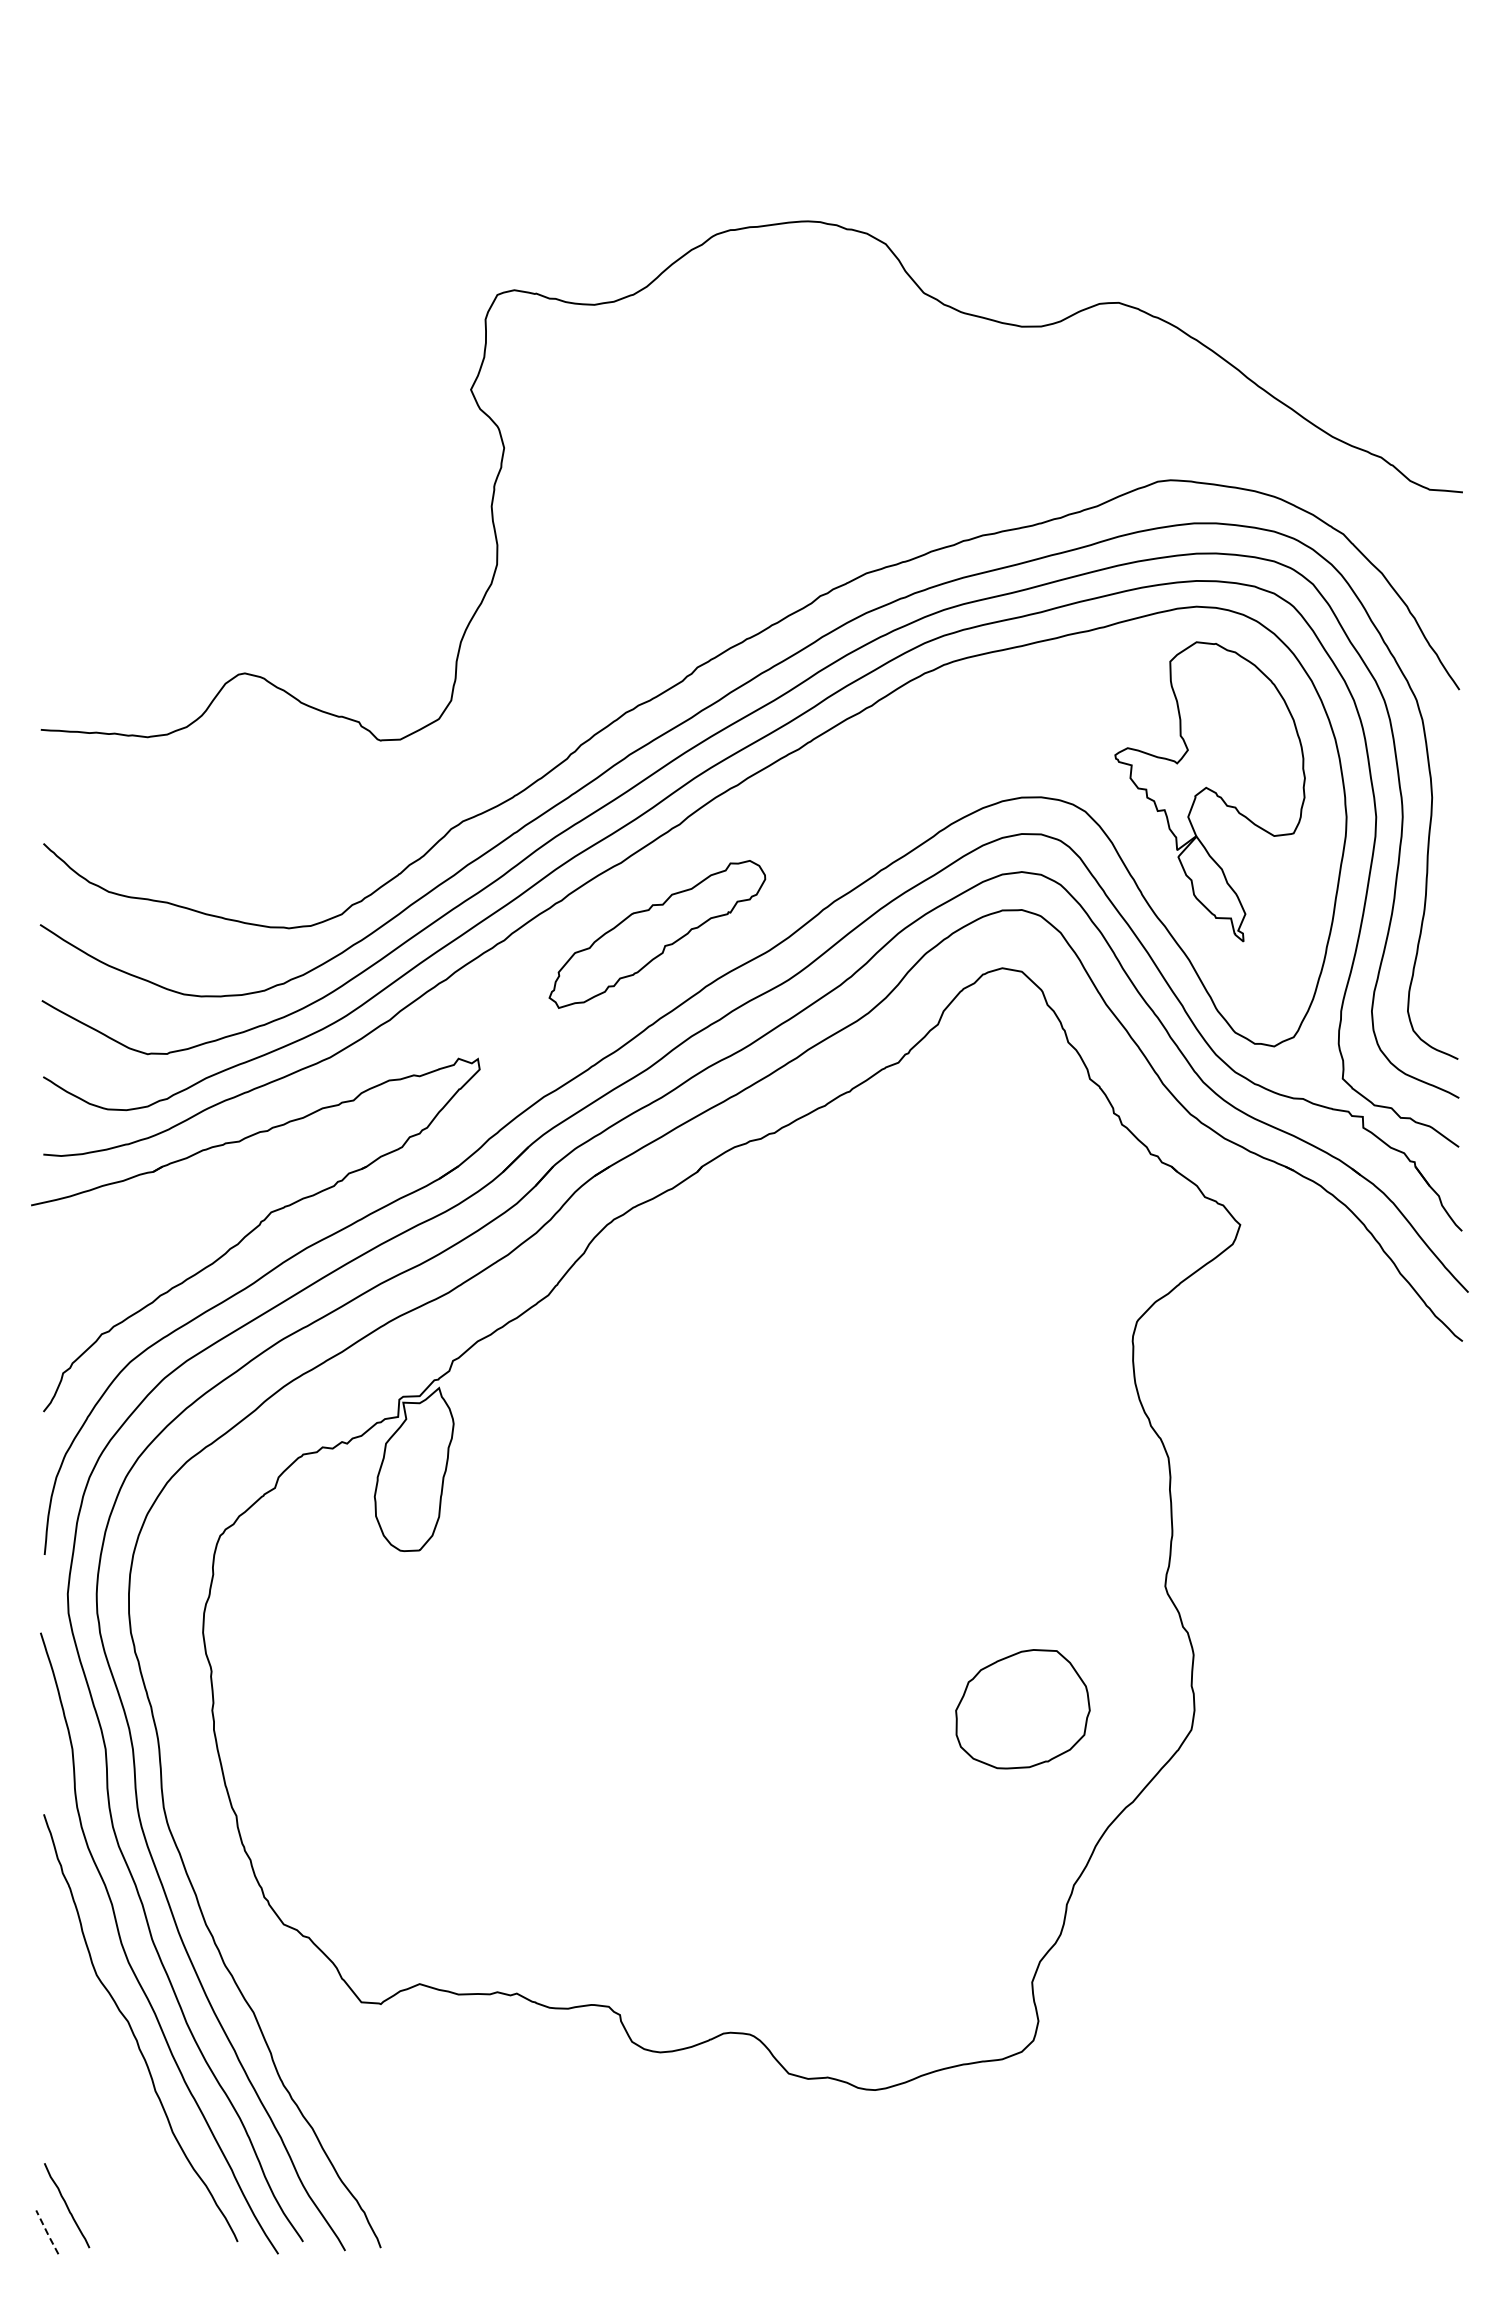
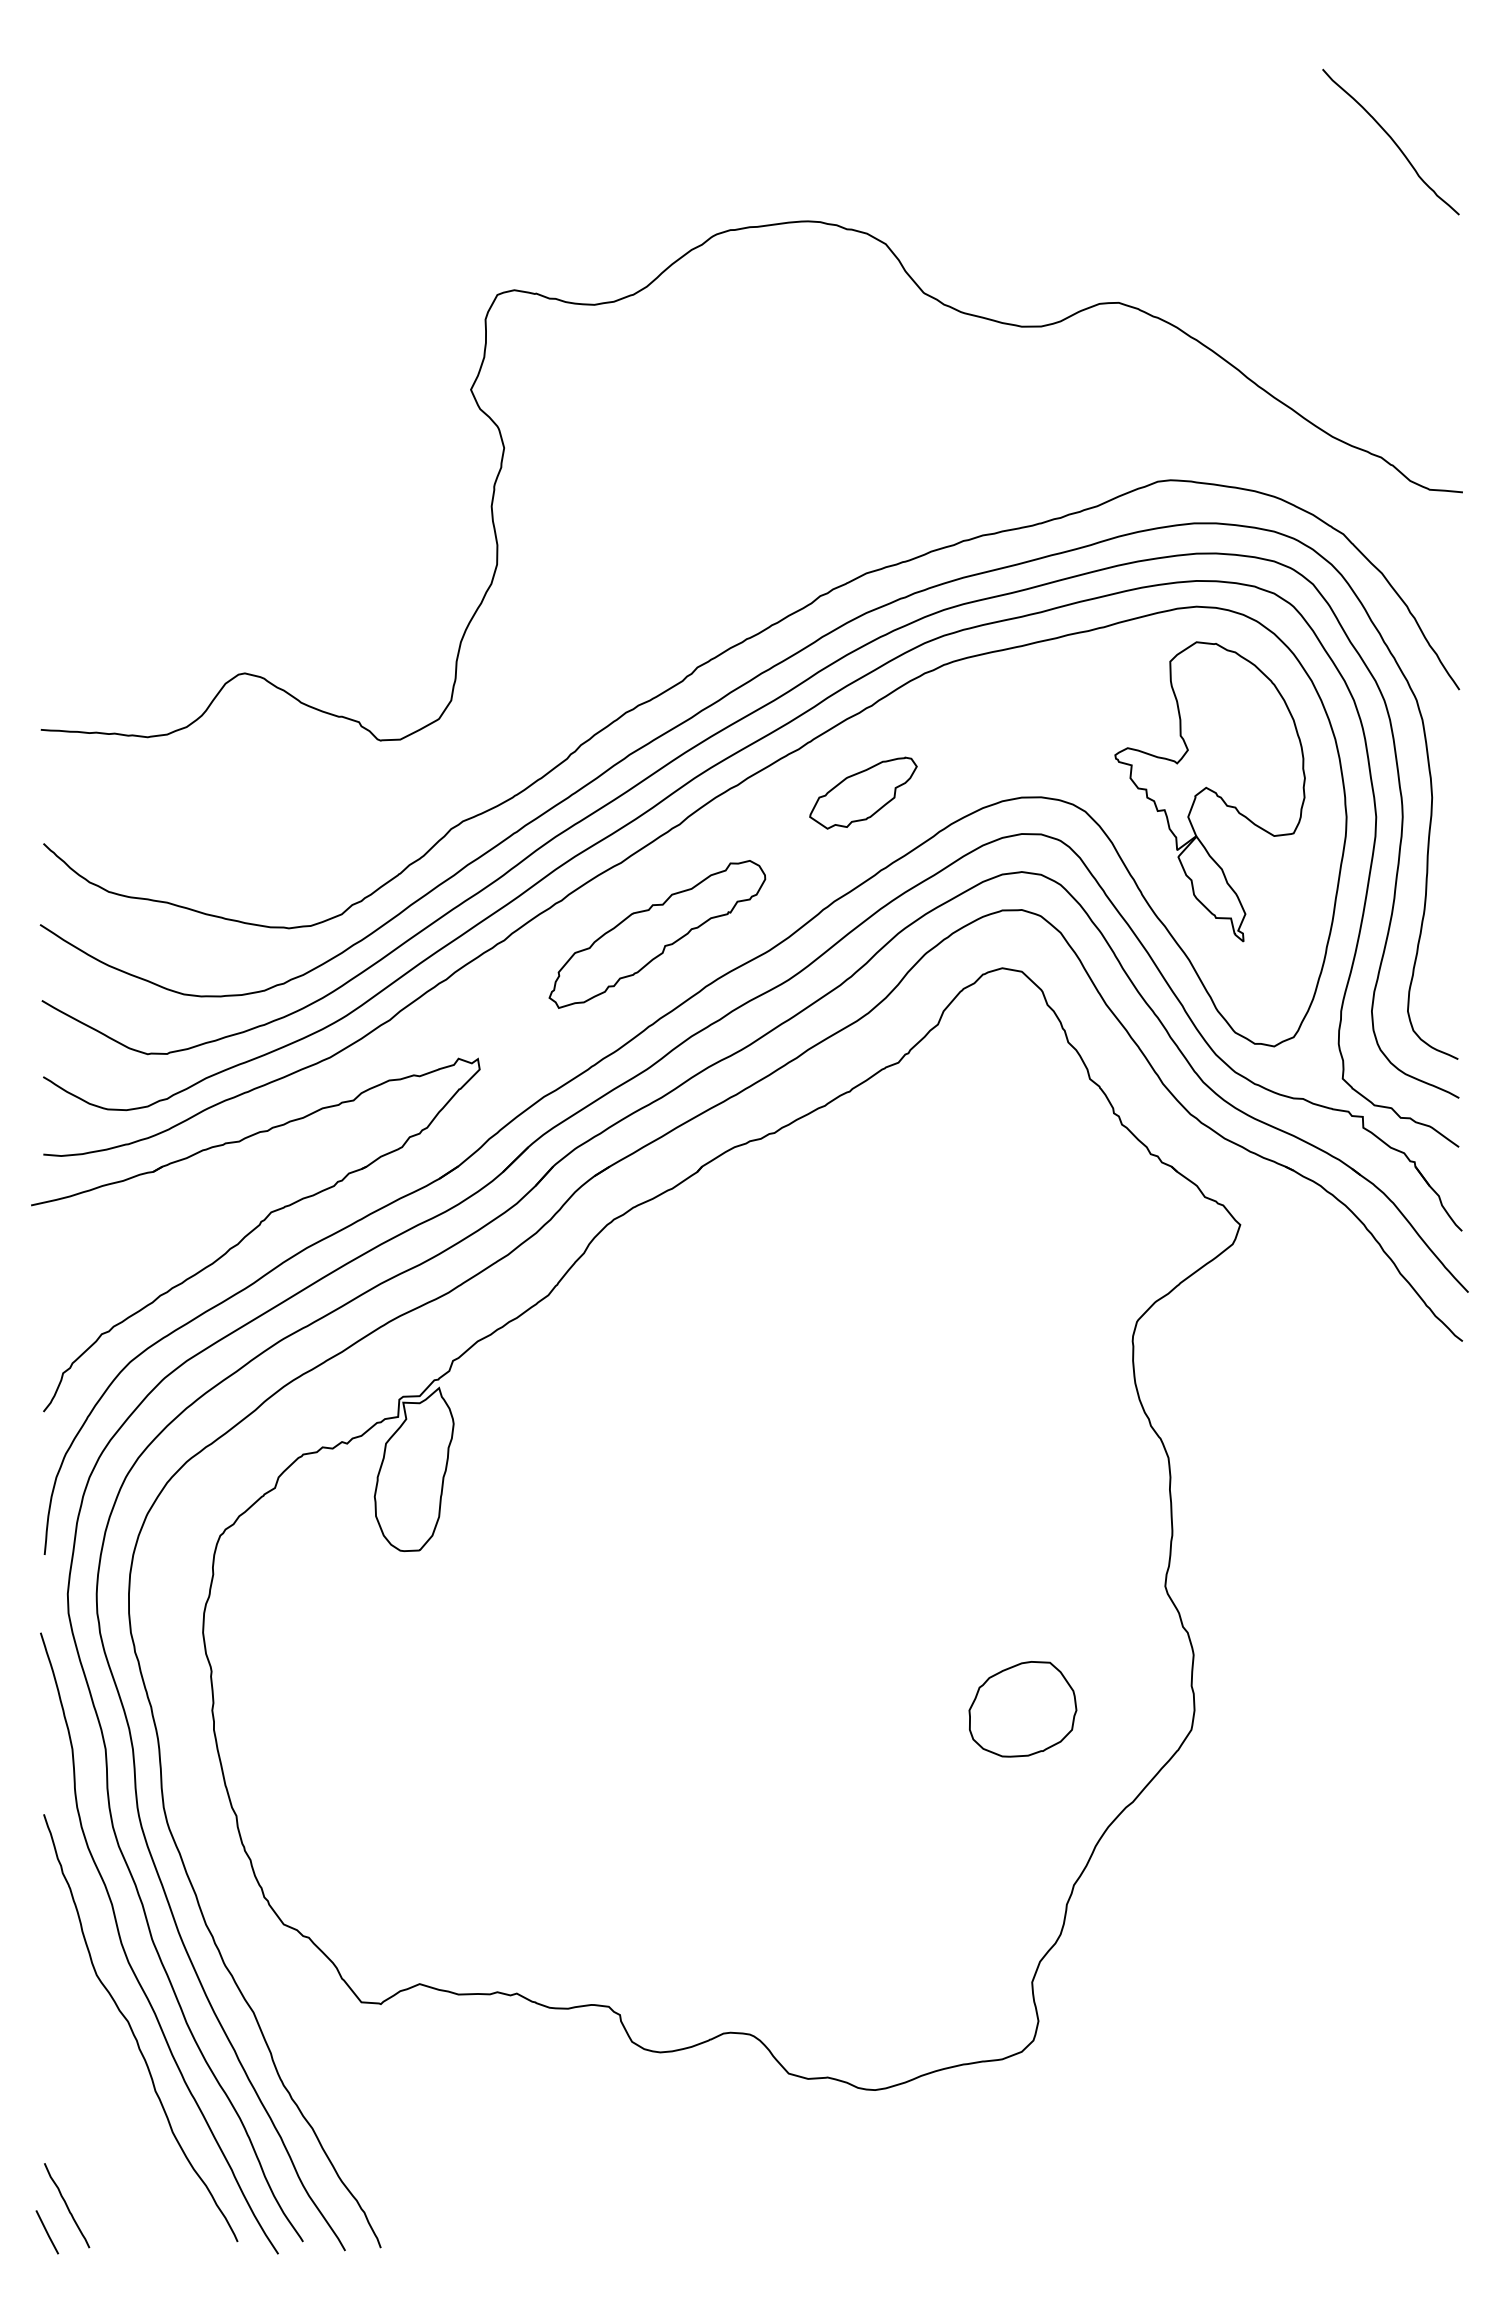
curve: none -> present (1391, 140)
part: none -> present (863, 792)
part size: 136x121 px -> 110x97 px (1022, 1709)
line: dashed -> solid (47, 2232)
